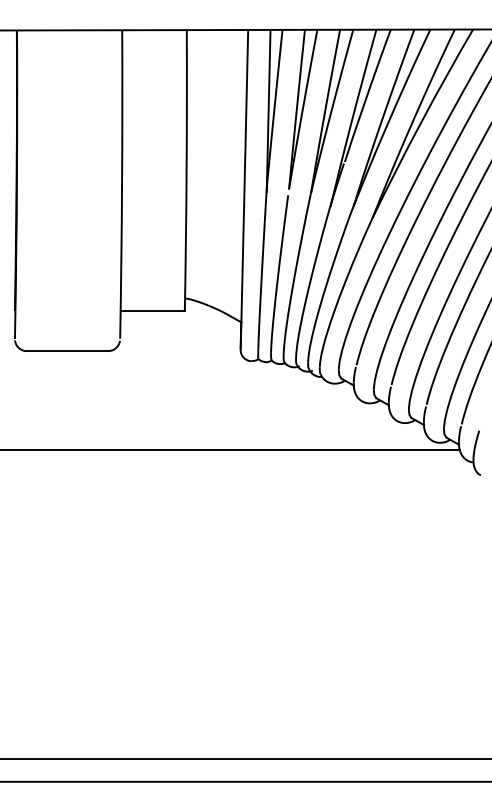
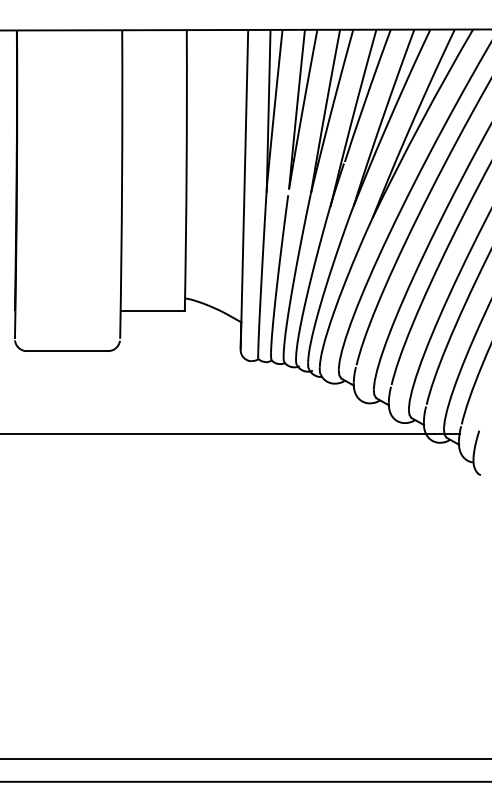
line position: (230, 450) -> (230, 434) (230, 434)
